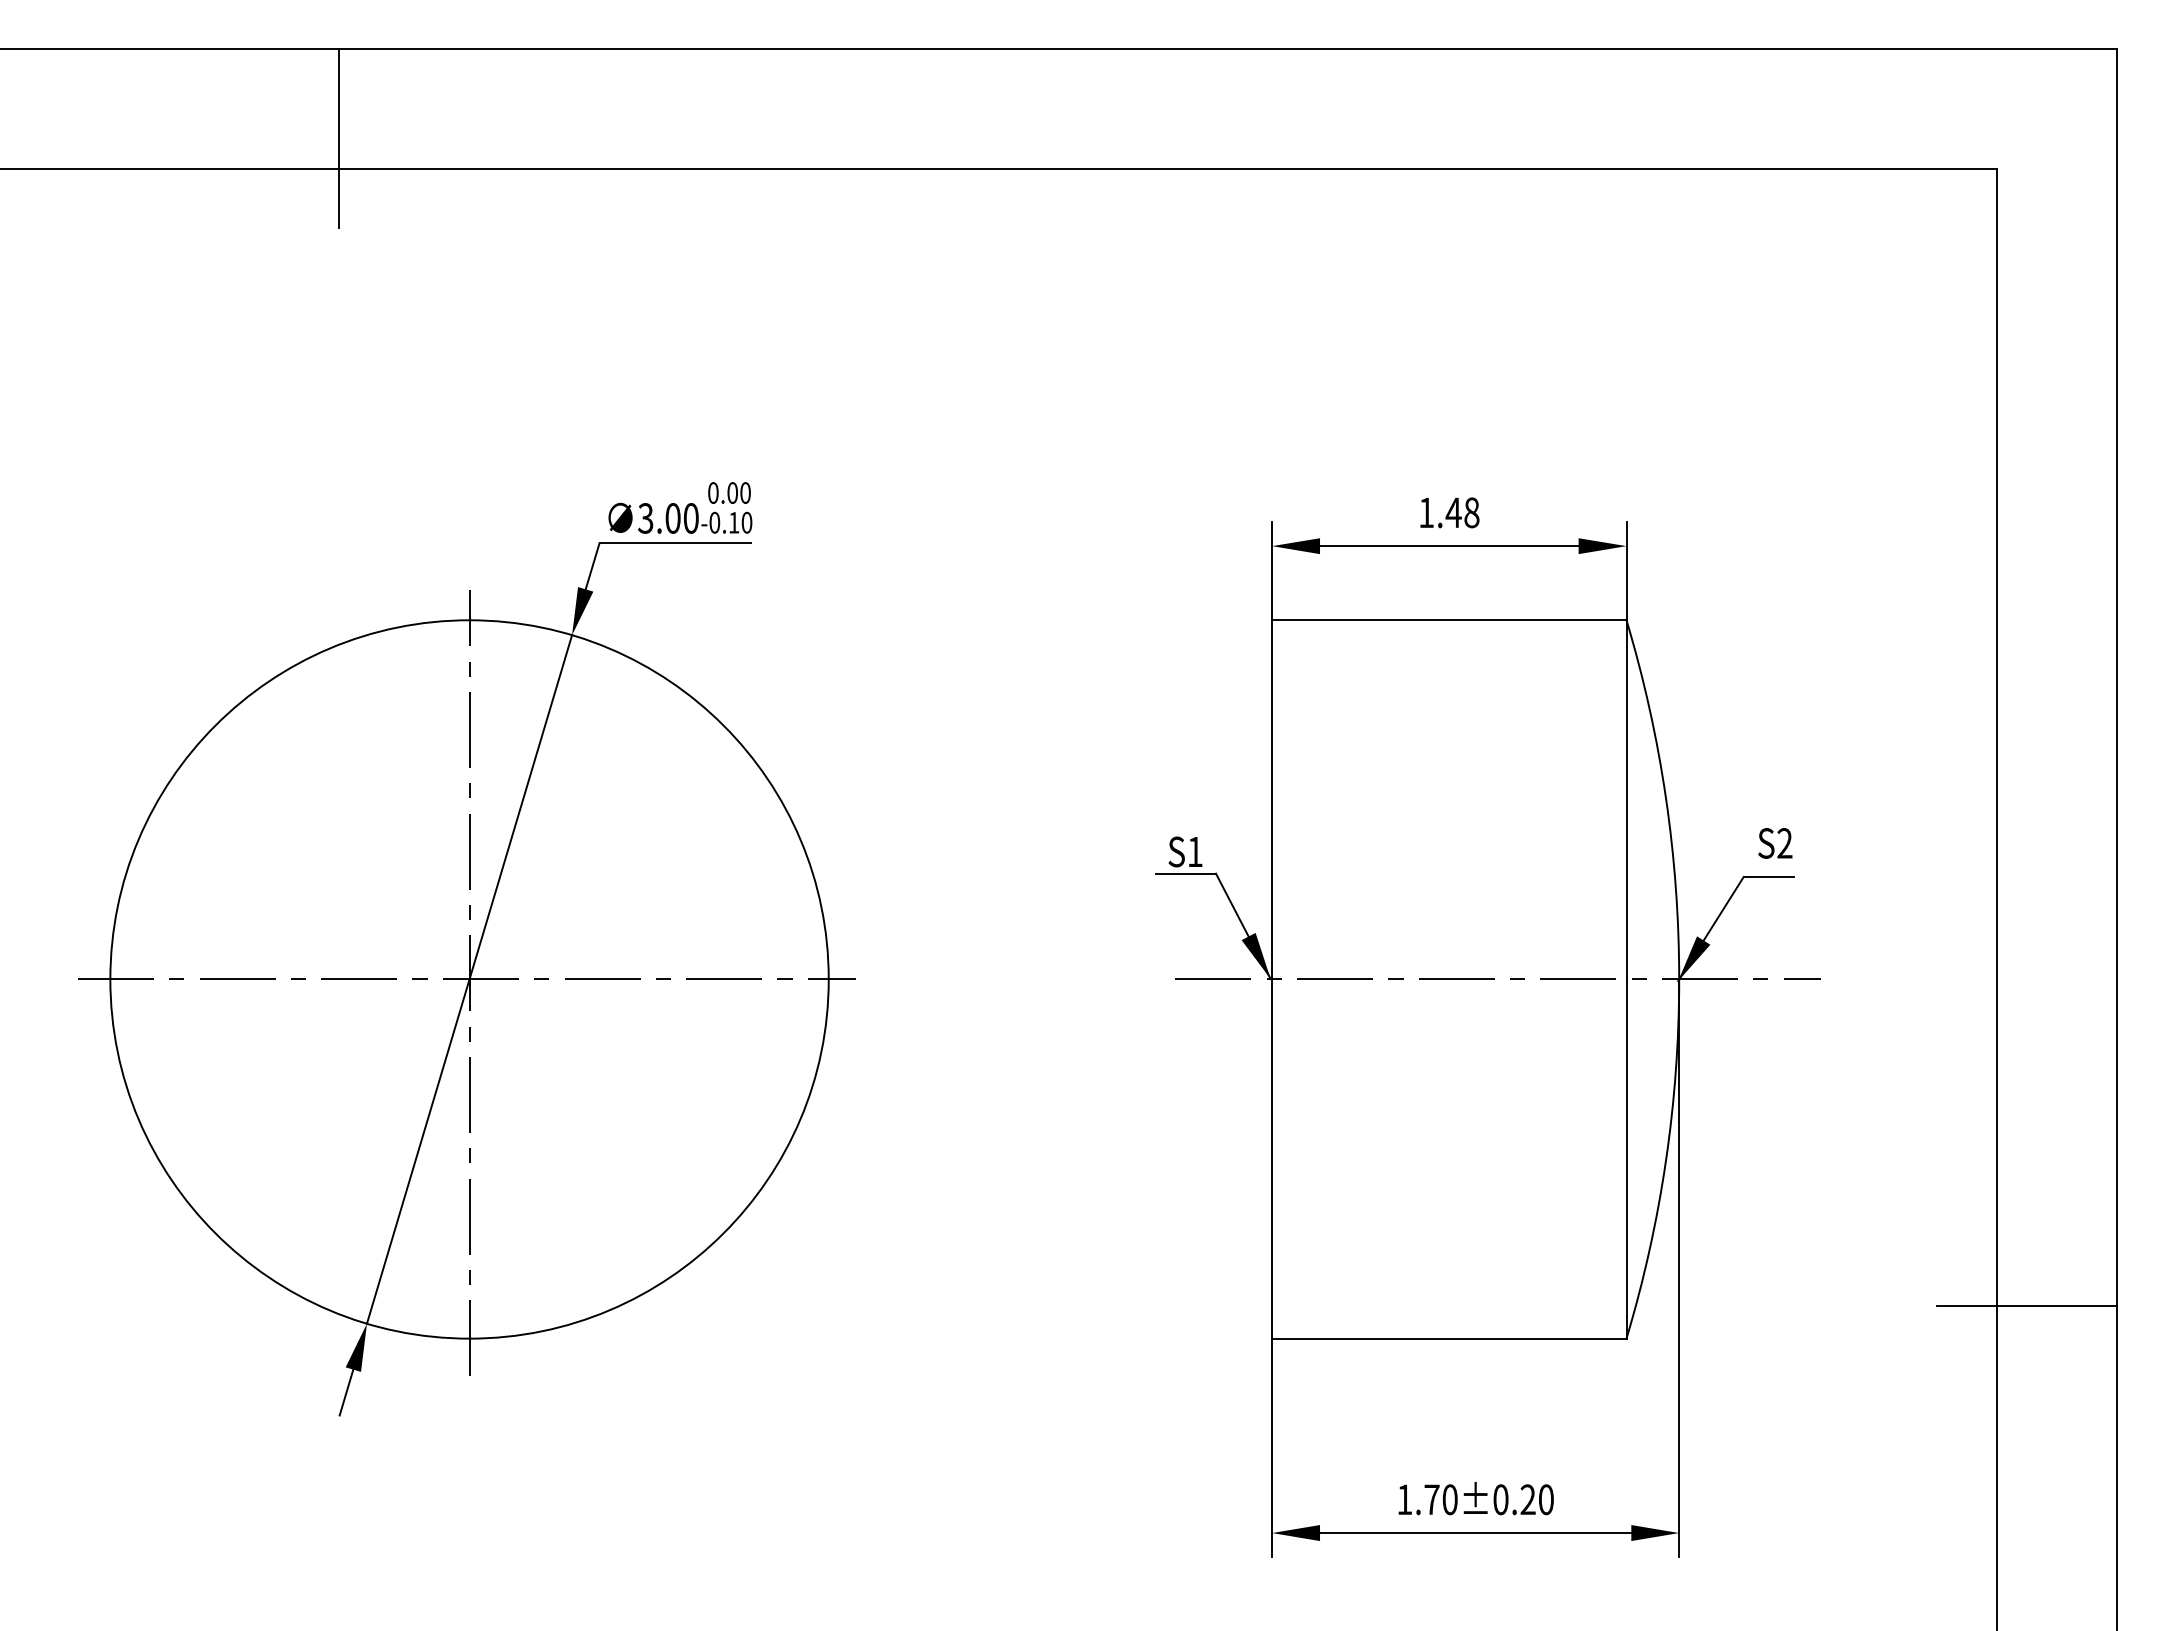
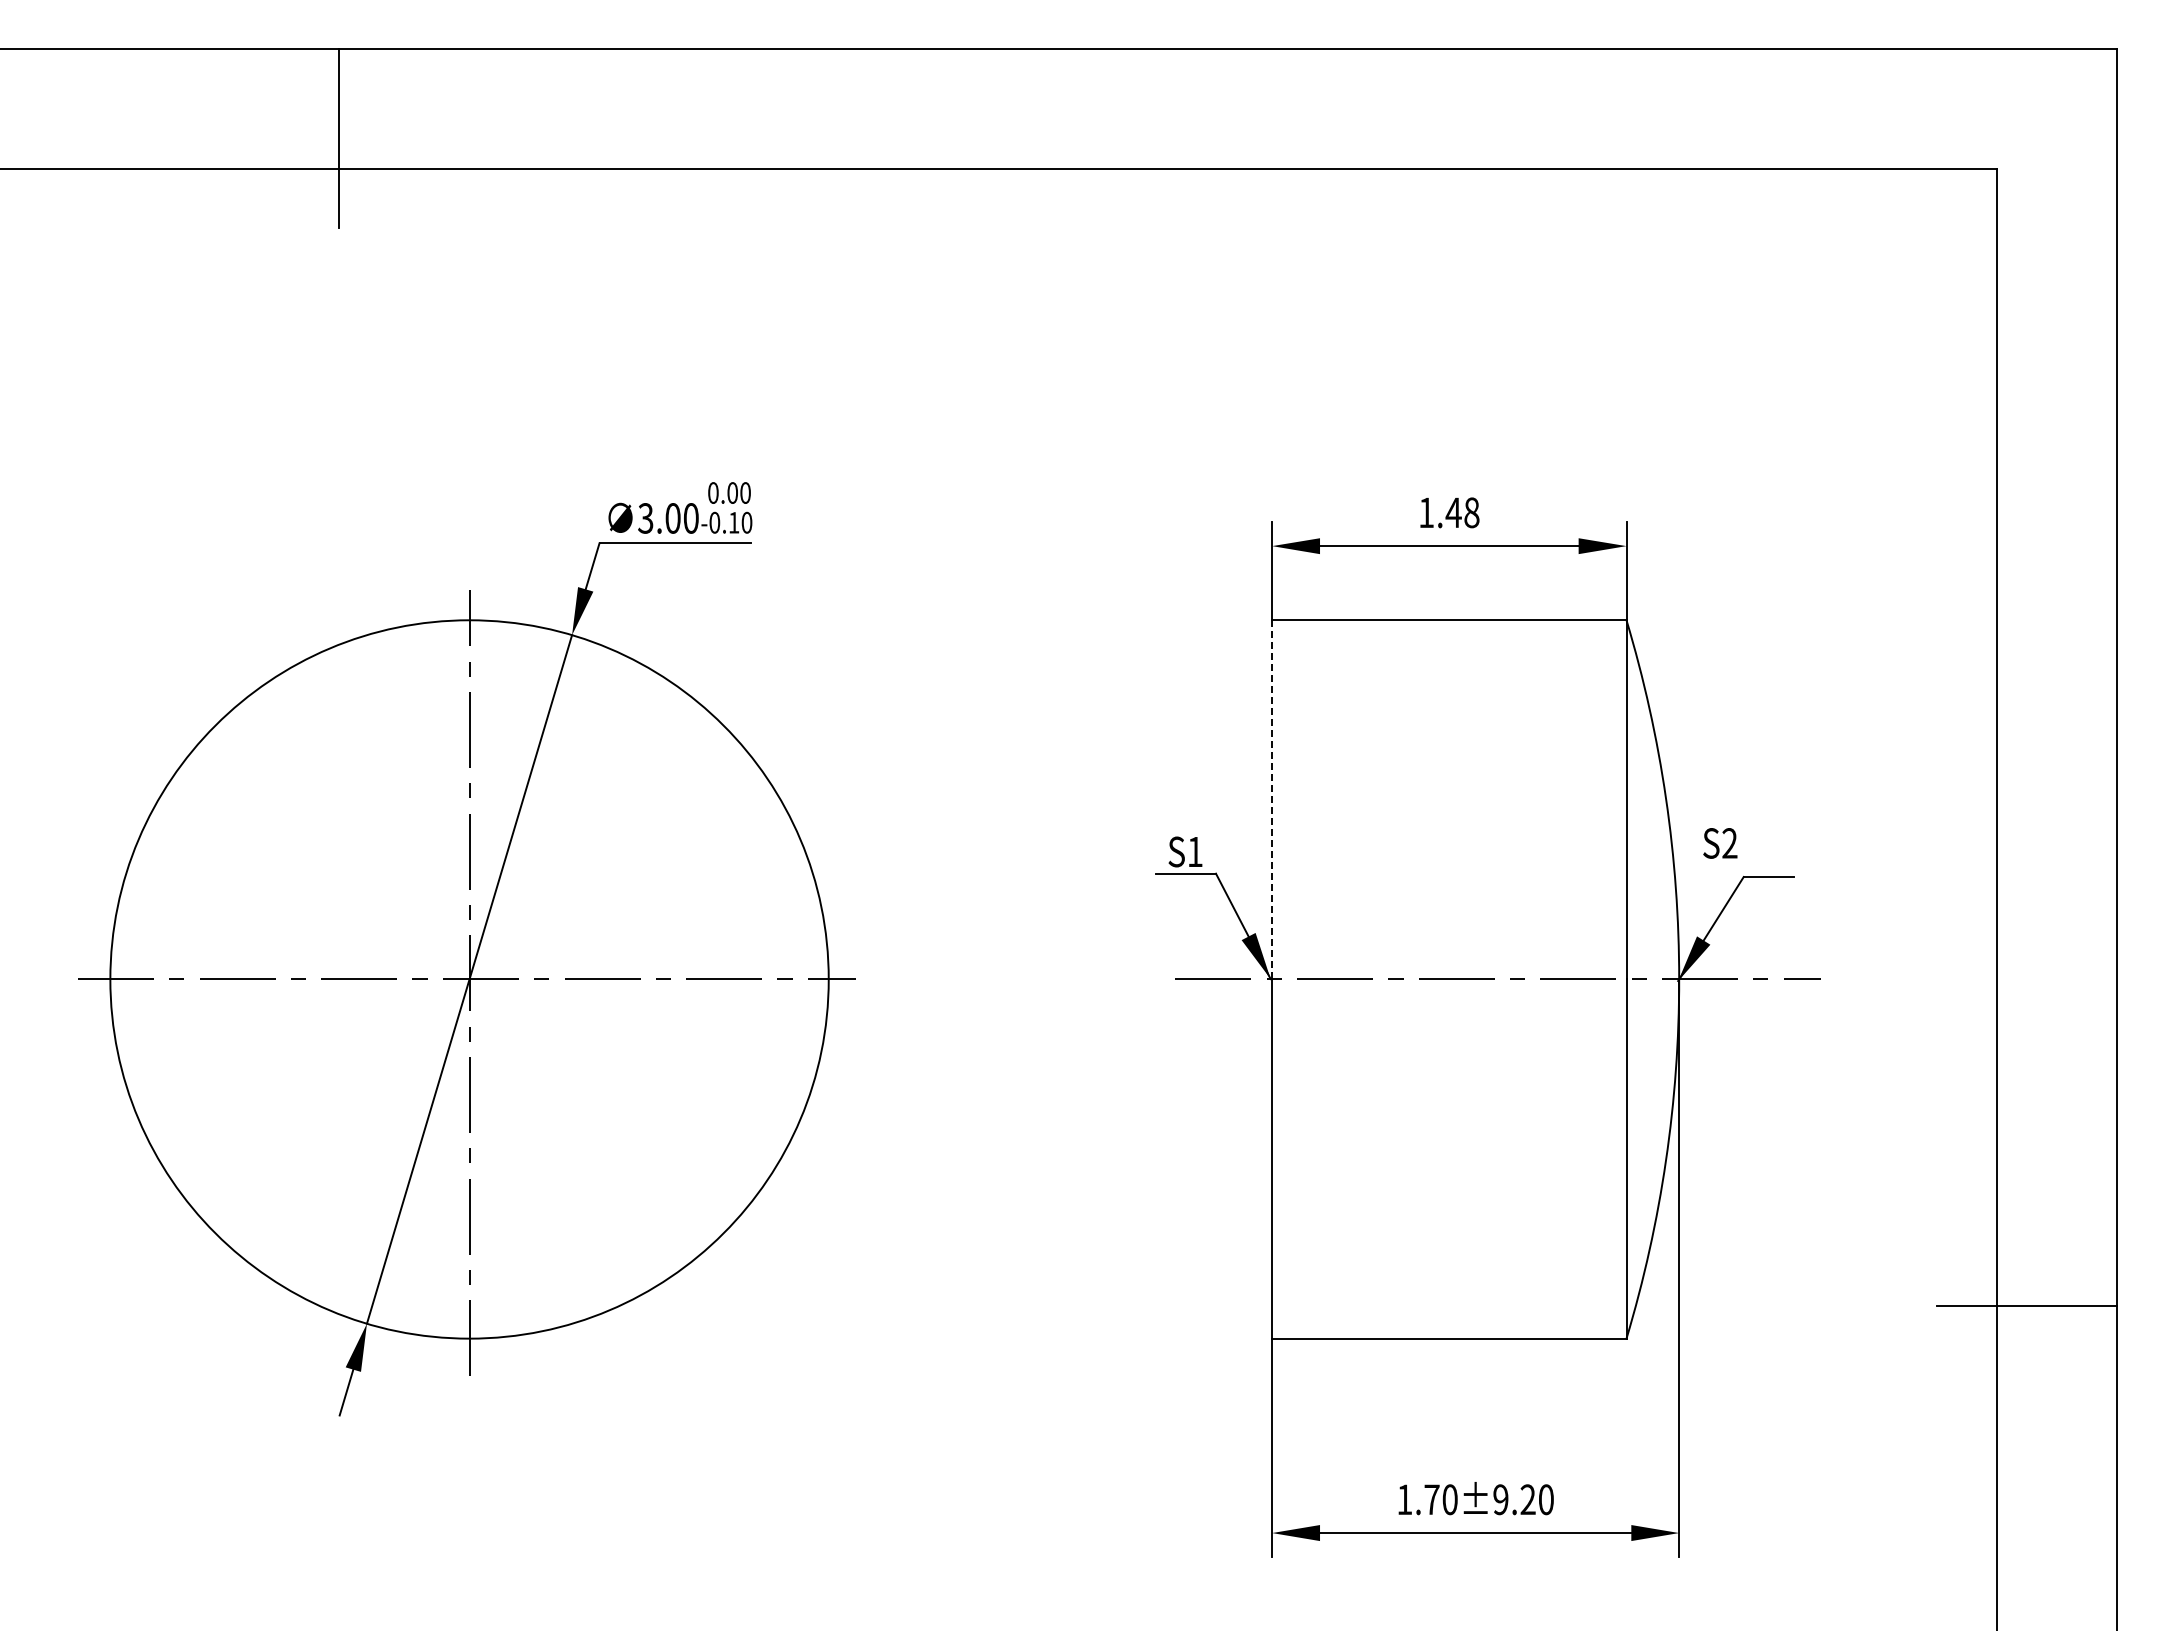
line: solid -> dashed (1272, 799)
text position: (1775, 843) -> (1720, 843) (1720, 843)
text: 1.70±0.20 -> 1.70±9.20 (1500, 1499)
